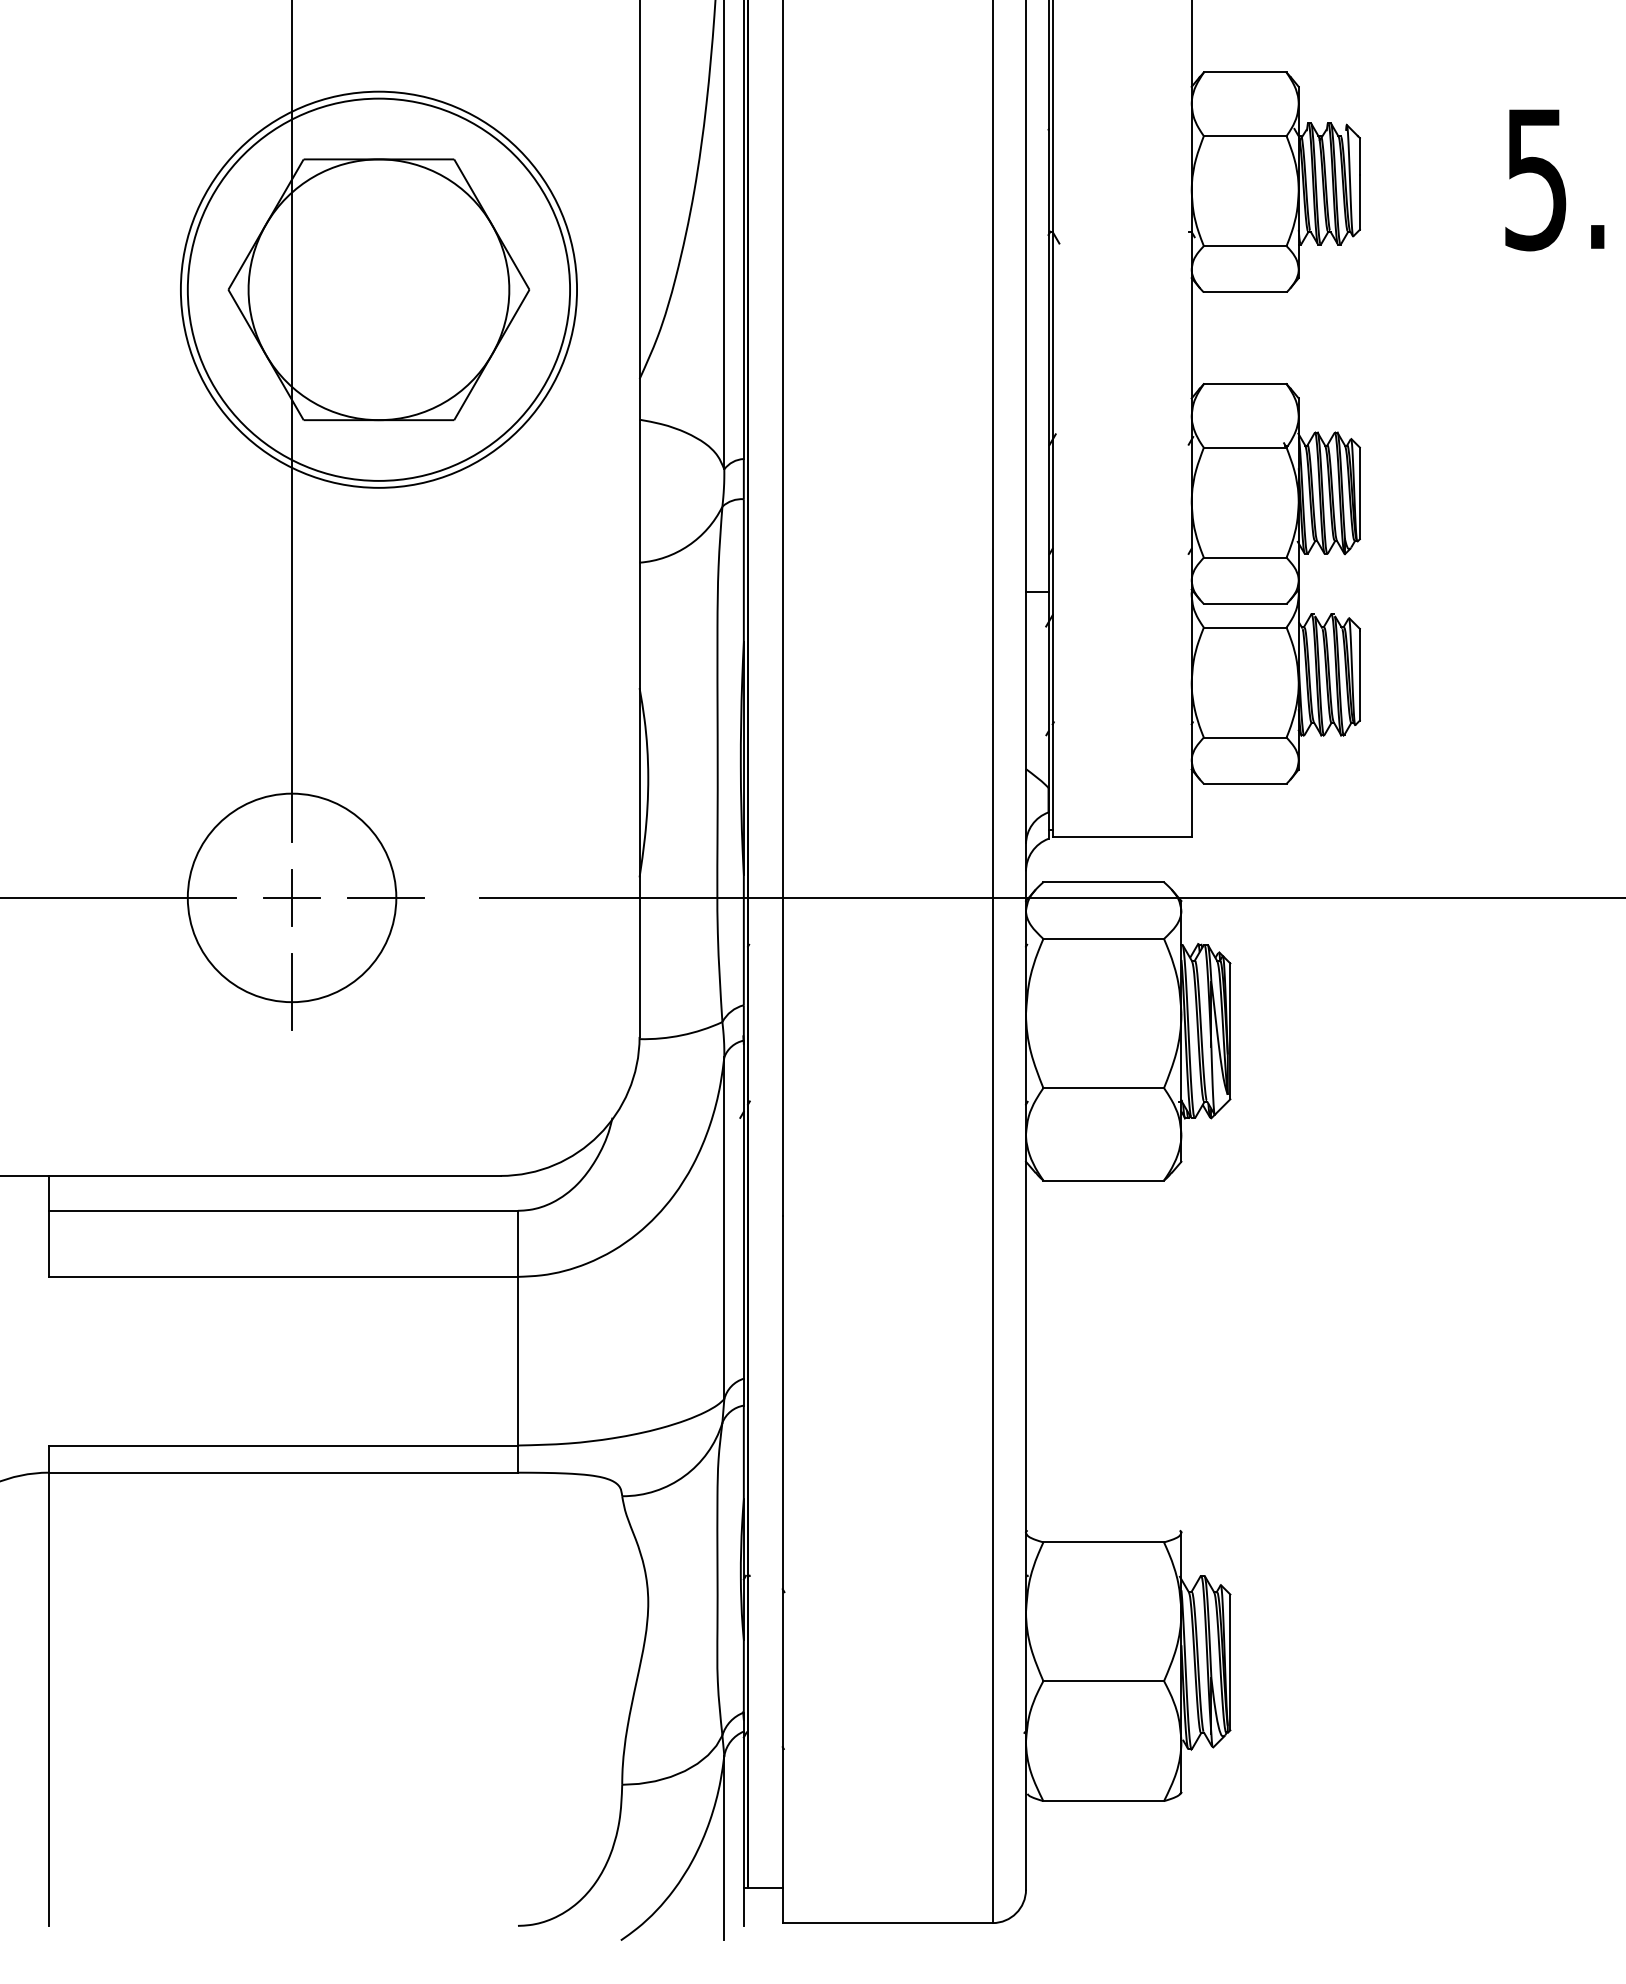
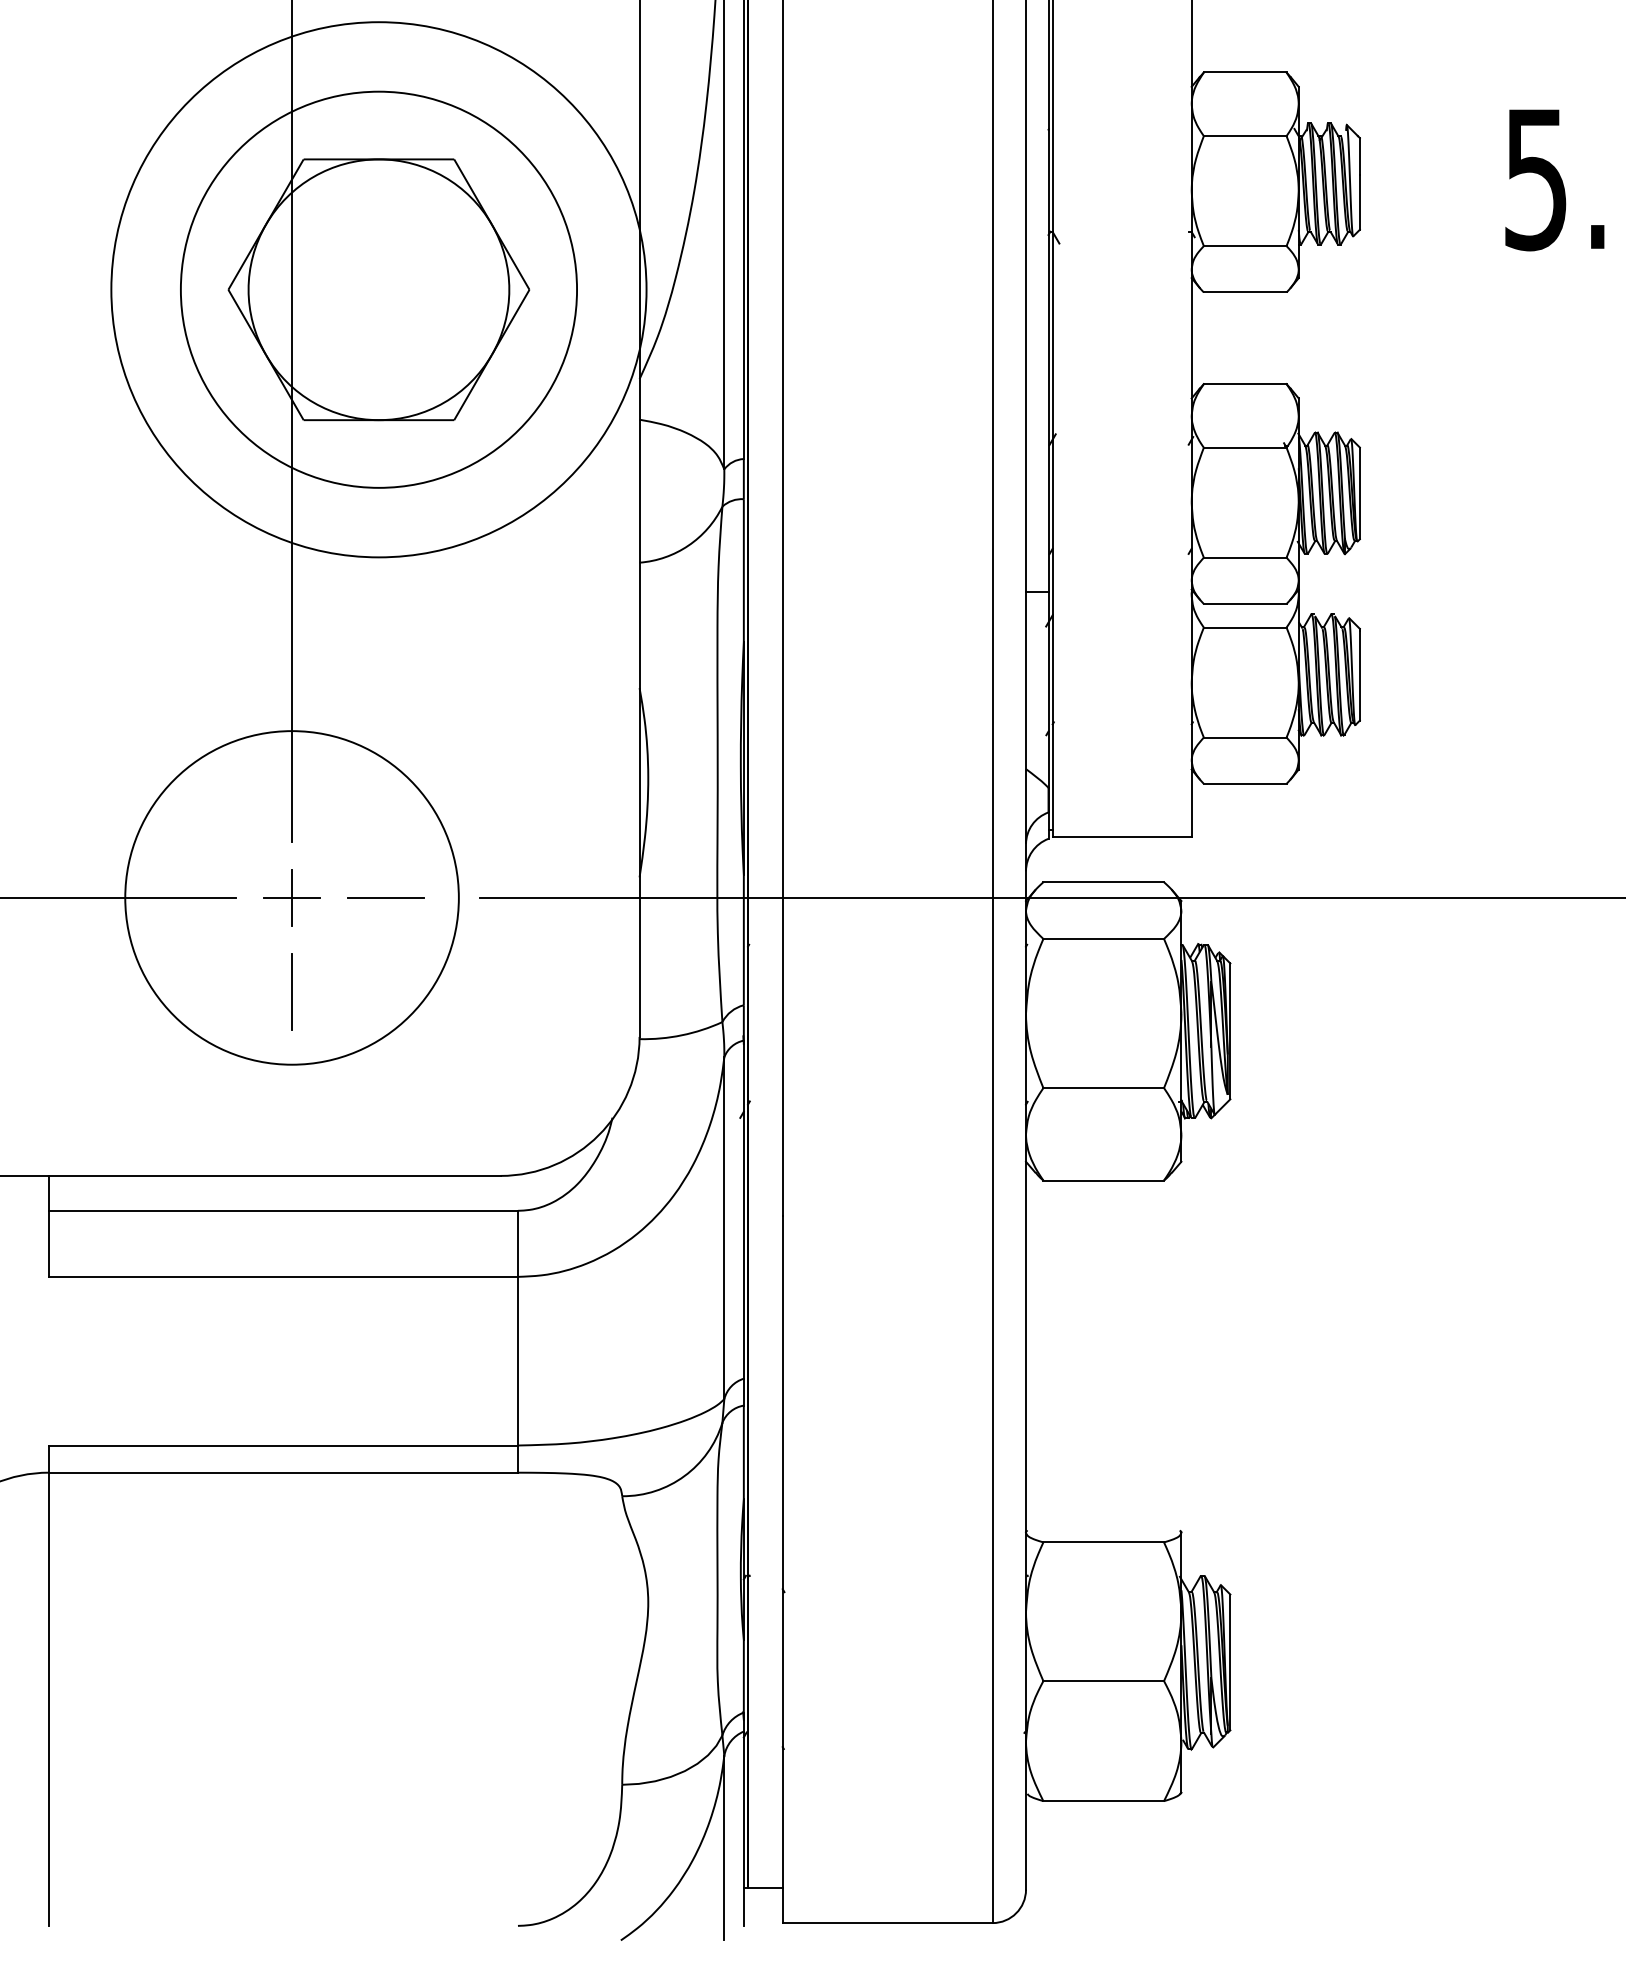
circle diameter: 382 px -> 535 px (378, 289)
circle diameter: 209 px -> 334 px (291, 897)
